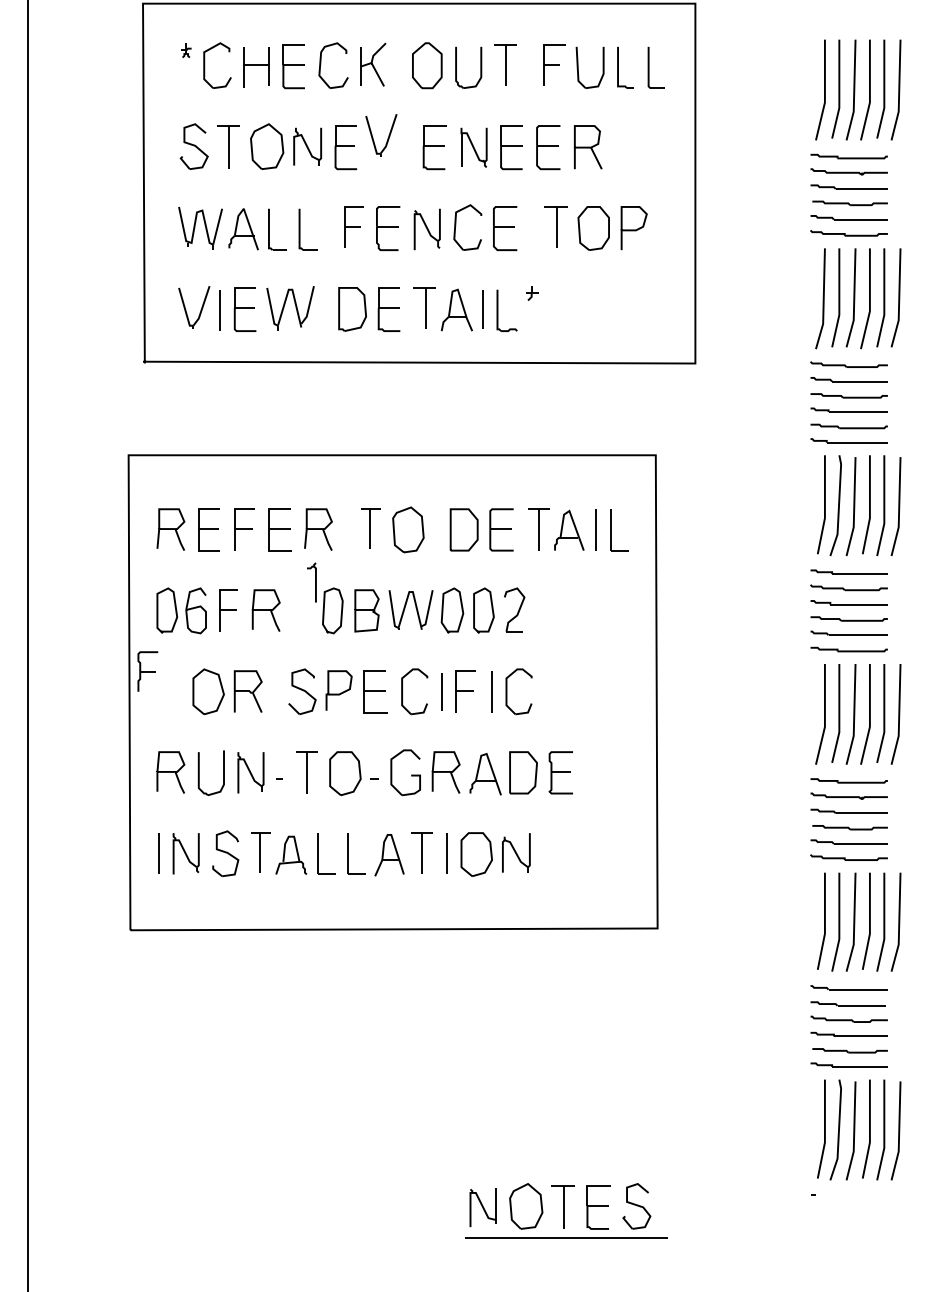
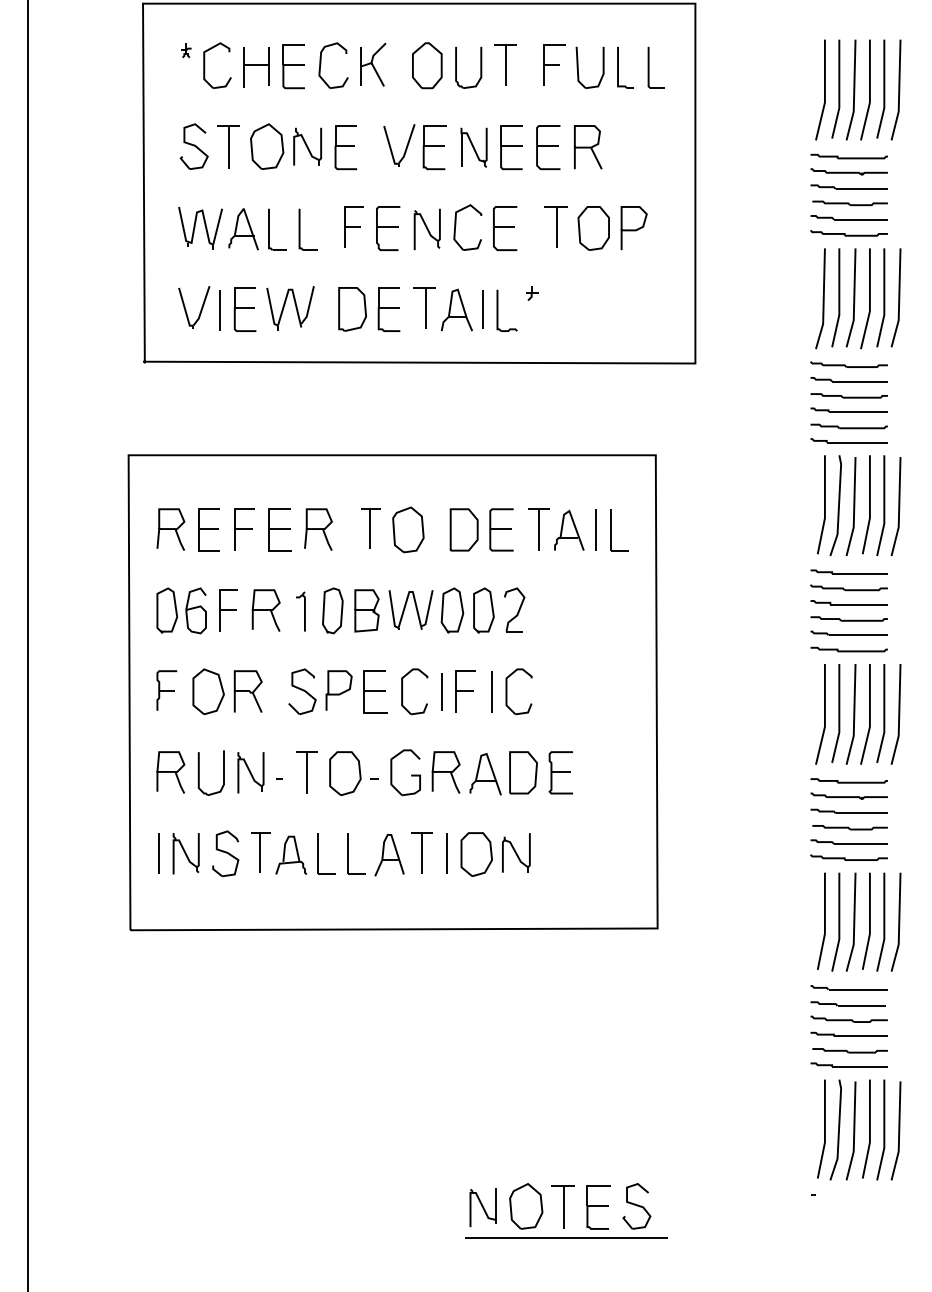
part position: (387, 138) -> (405, 148) (405, 148)
part position: (311, 582) -> (300, 611) (300, 611)
part position: (147, 671) -> (166, 690) (166, 690)
